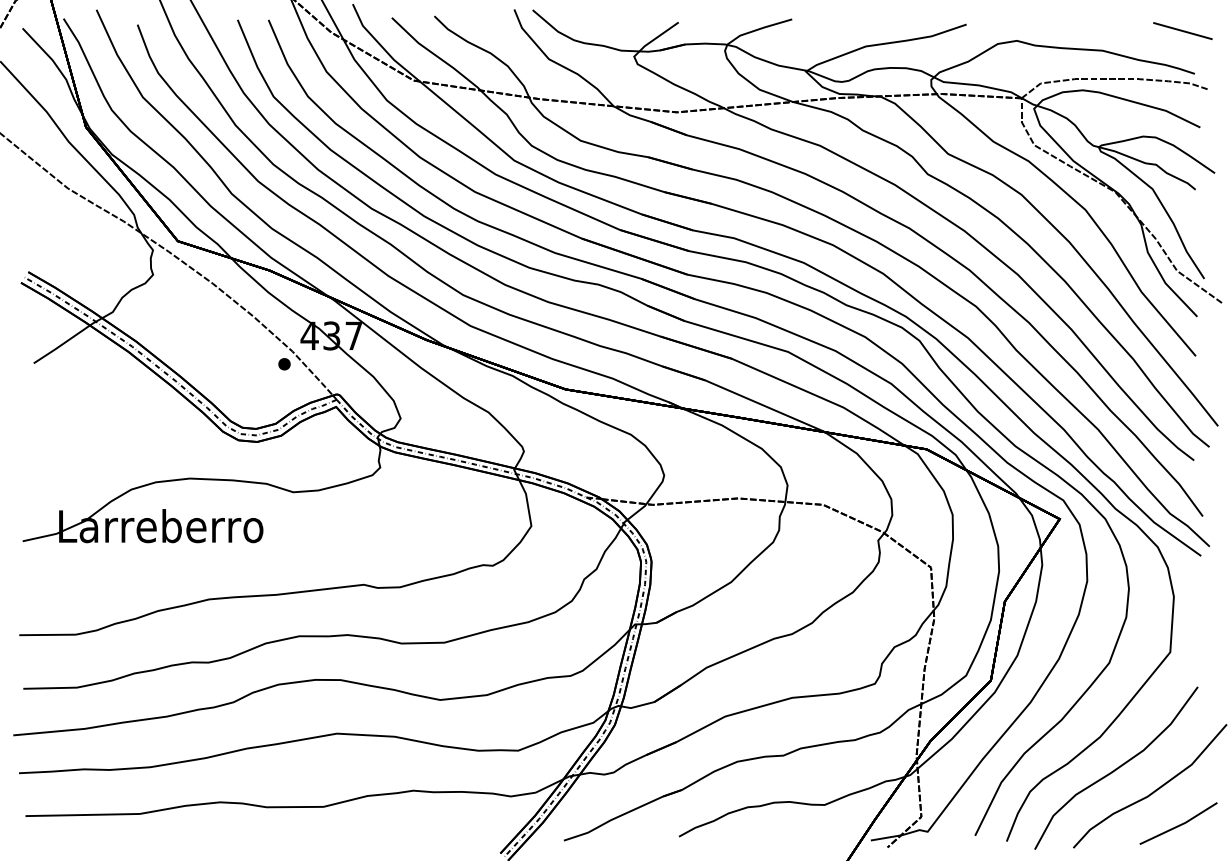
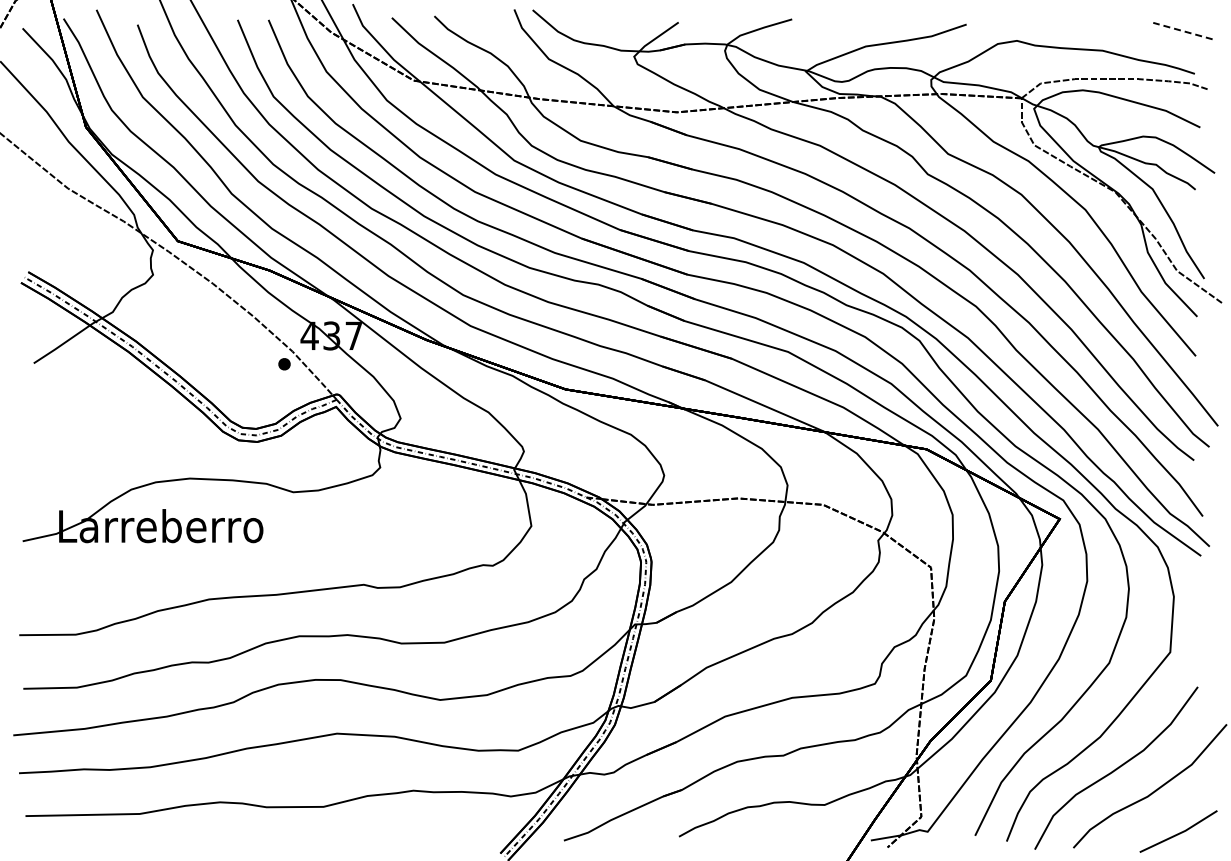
line: solid -> dashed (1182, 31)
line position: (1179, 824) -> (1179, 832) (1179, 832)
